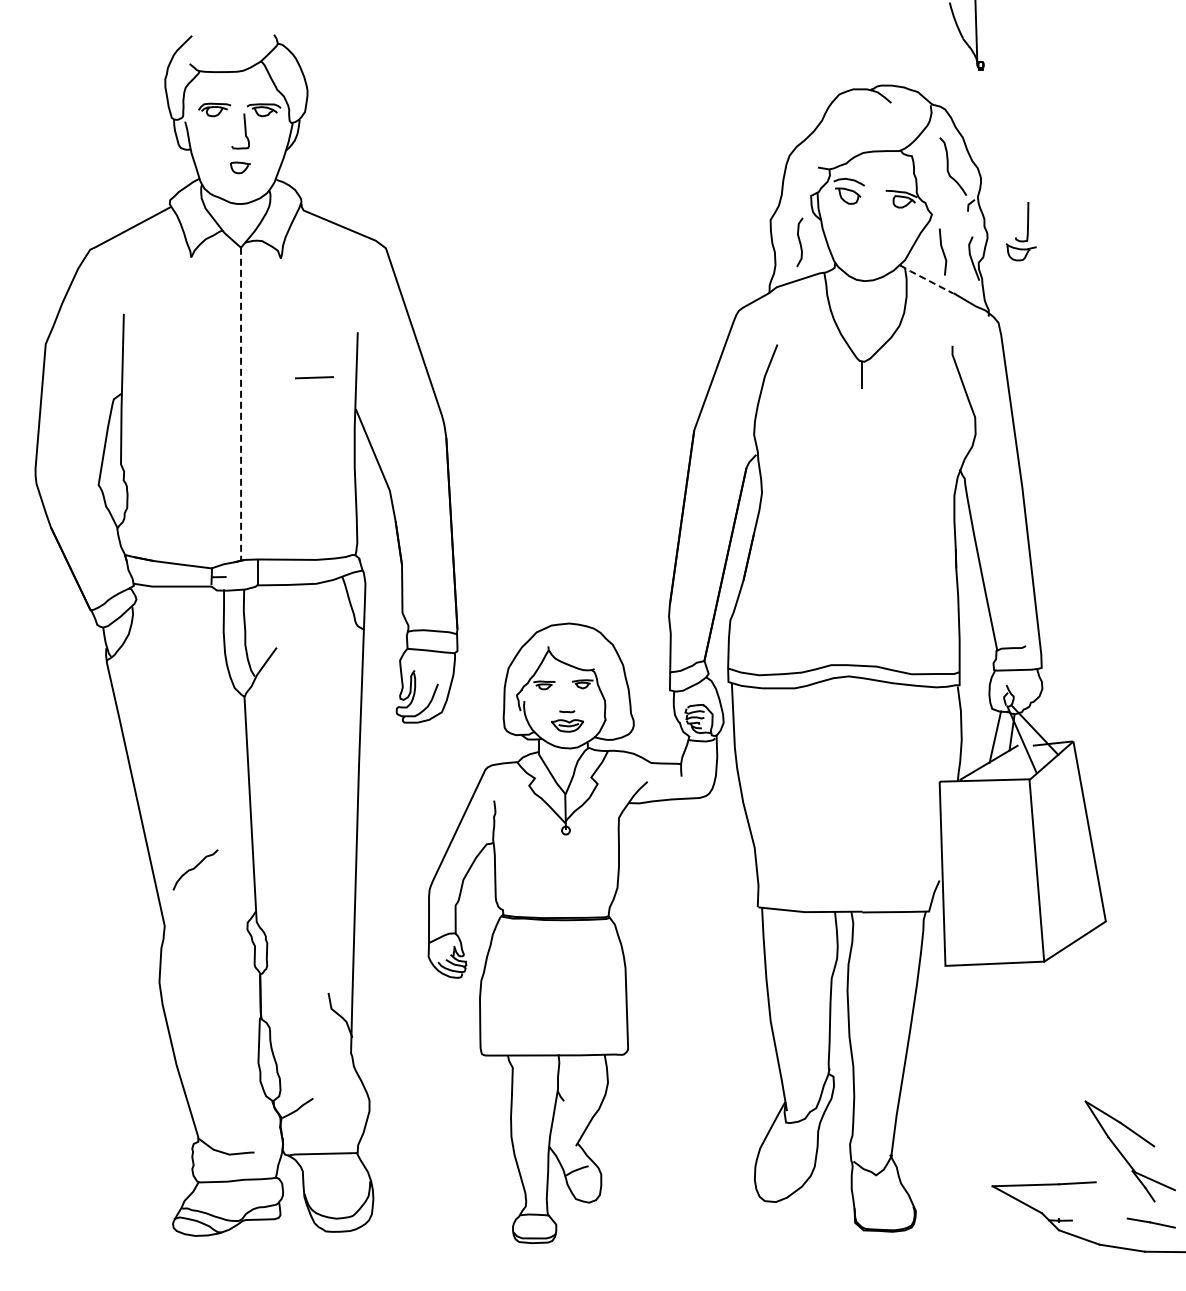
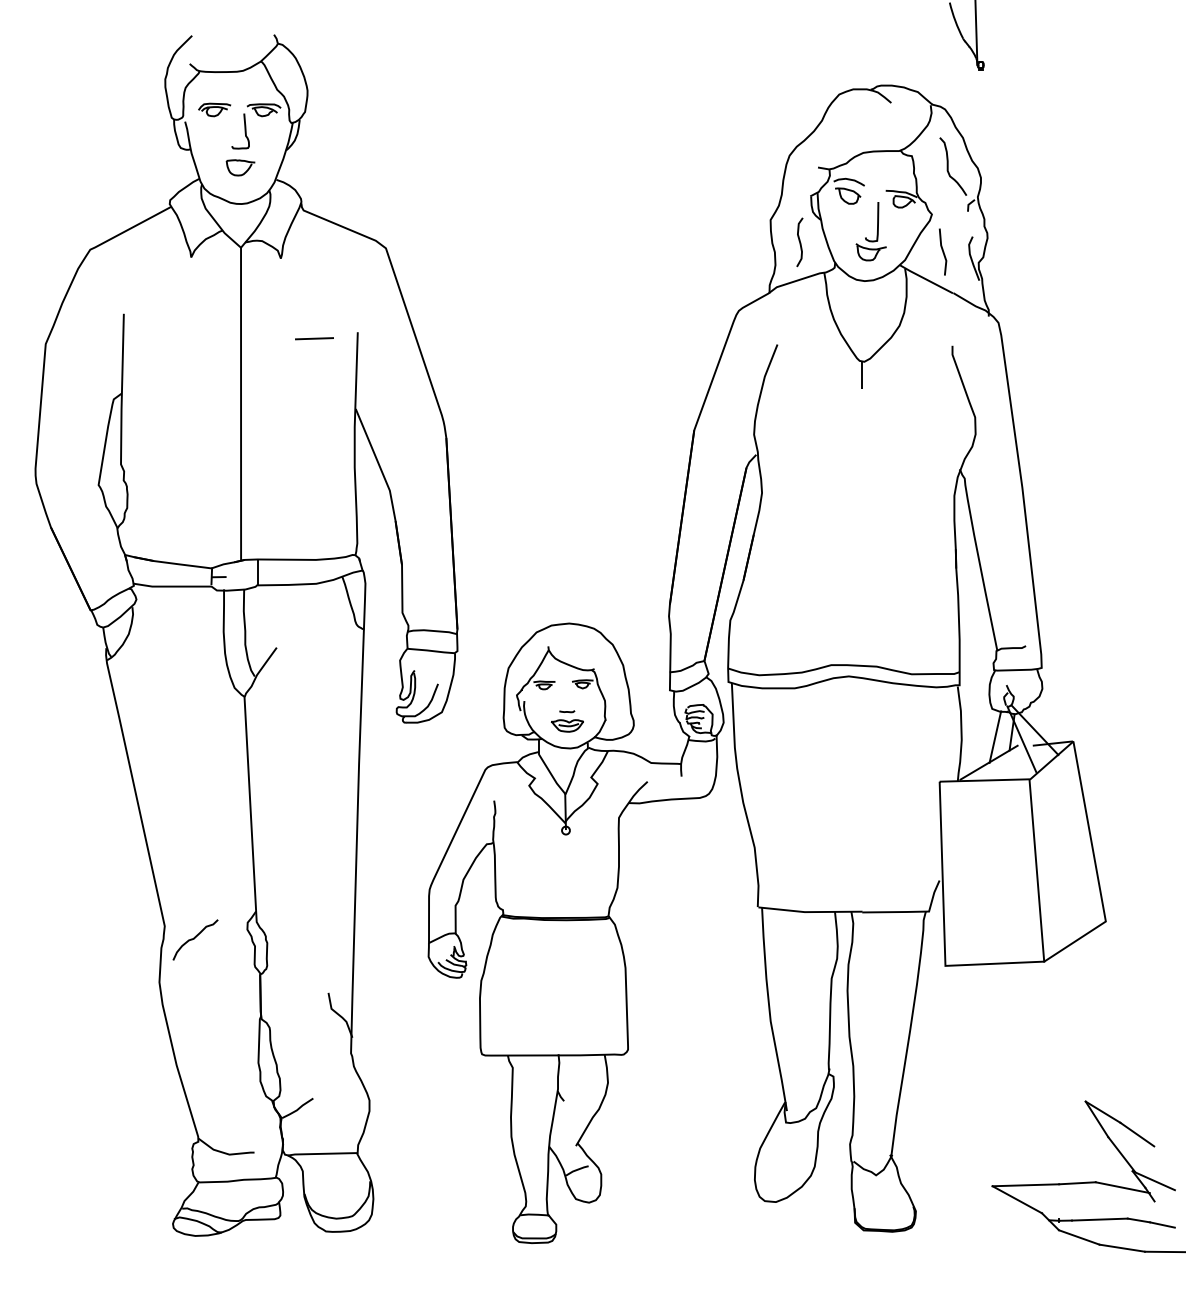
part size: 21x14 px -> 31x18 px (240, 167)
part position: (1026, 233) -> (876, 233) (876, 233)
line: dashed -> solid (926, 279)
line position: (314, 377) -> (314, 338) (314, 338)
line: dashed -> solid (241, 404)
curve position: (195, 868) -> (195, 938) (195, 938)
line: none -> present (1122, 1187)
line: none -> present (1099, 1219)
